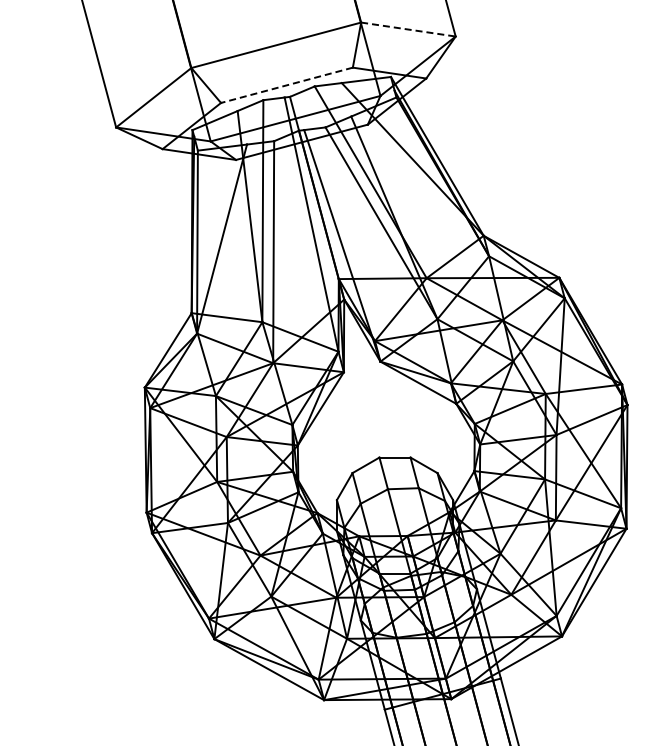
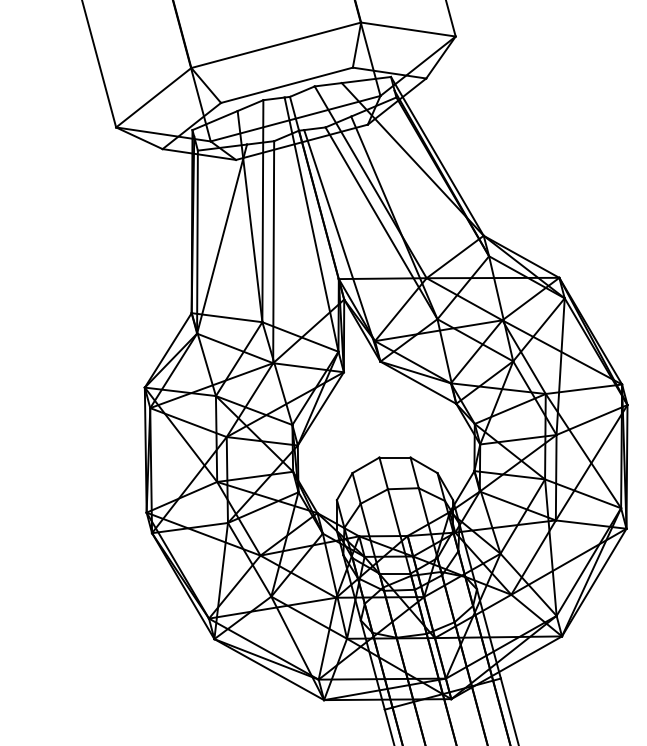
line: dashed -> solid (408, 29)
line: dashed -> solid (286, 85)
